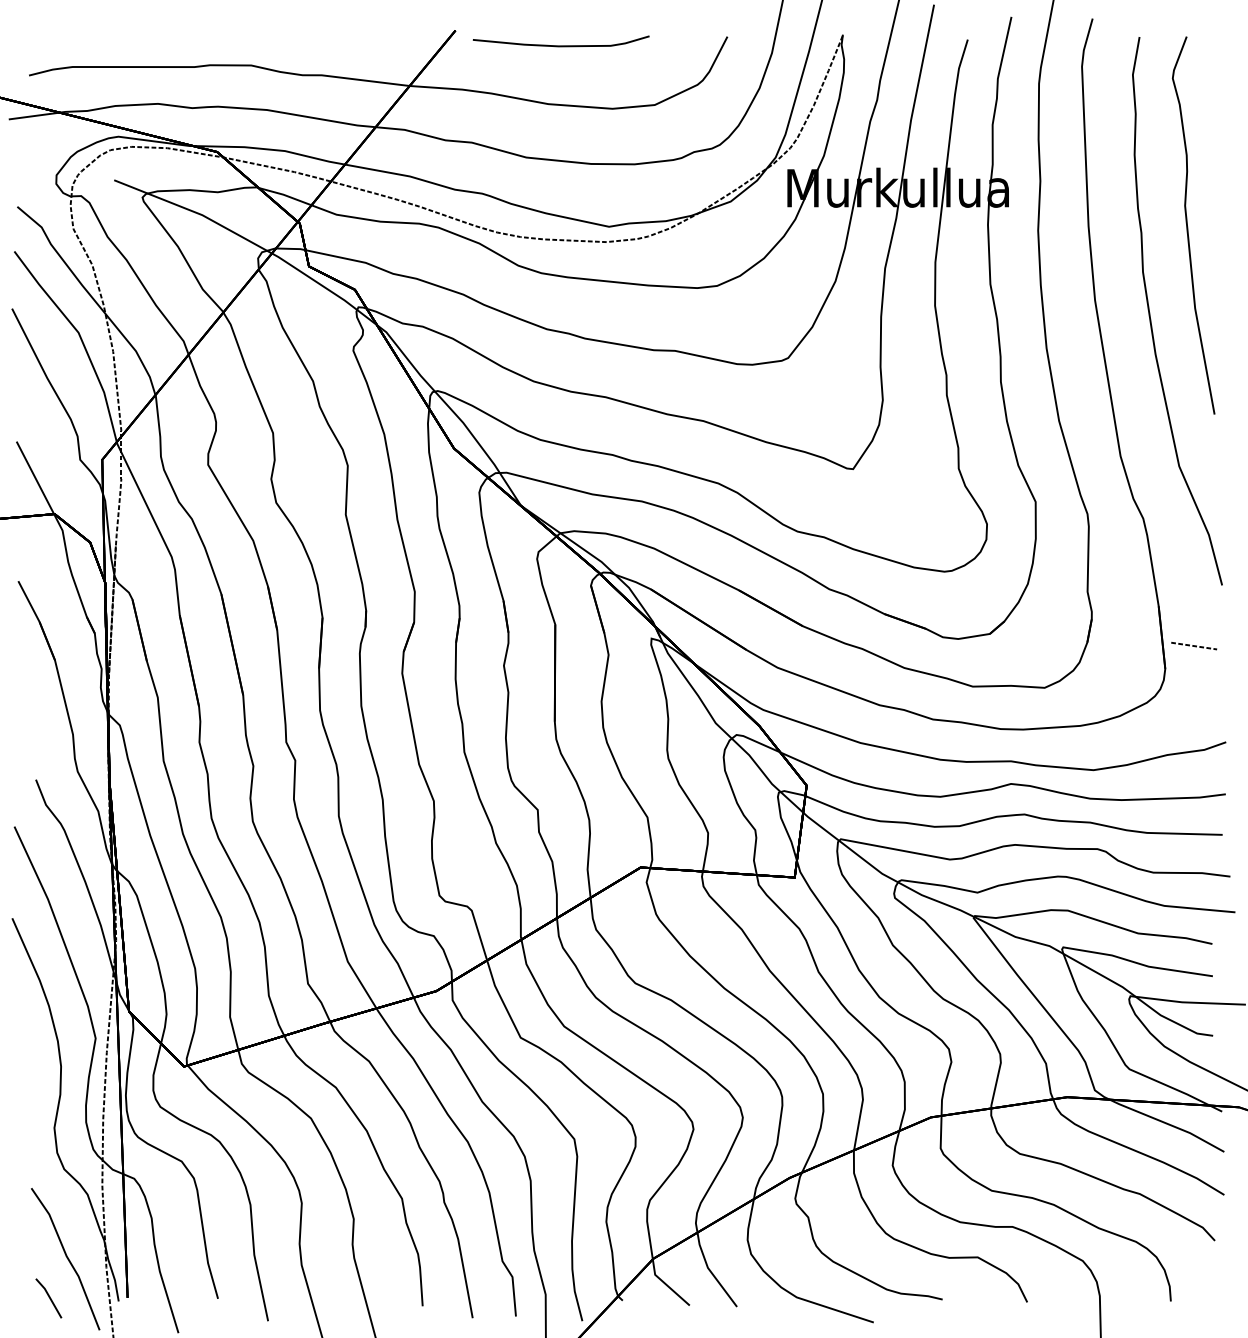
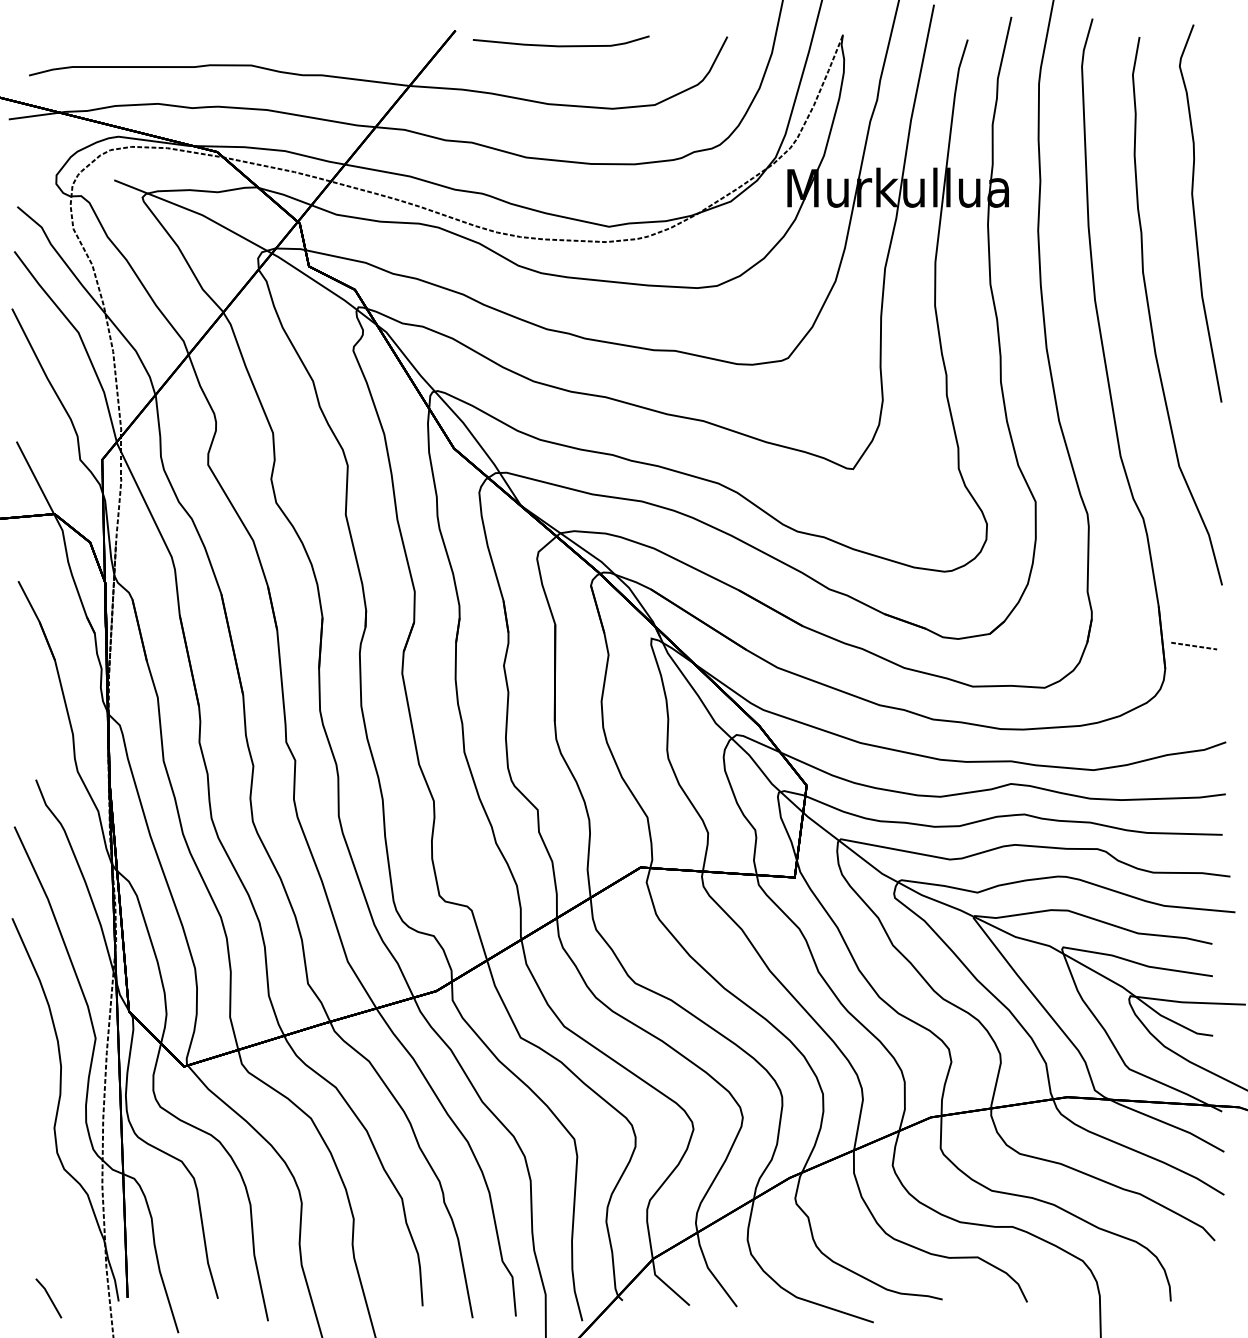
part position: (1193, 225) -> (1200, 213) (1200, 213)
part: present -> none (65, 1259)
